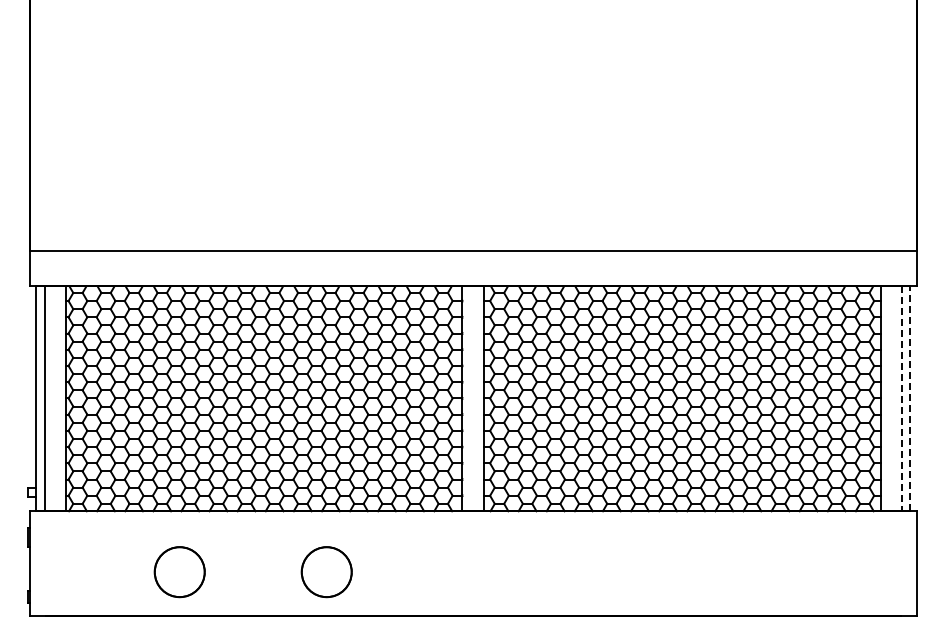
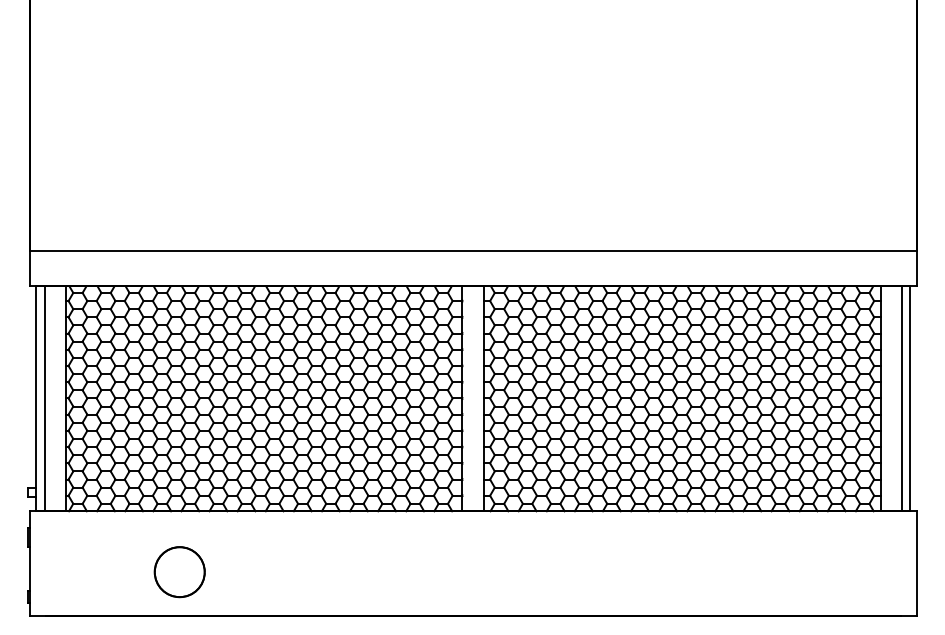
line: dashed -> solid (910, 398)
line: dashed -> solid (901, 399)
part: present -> none (326, 572)
